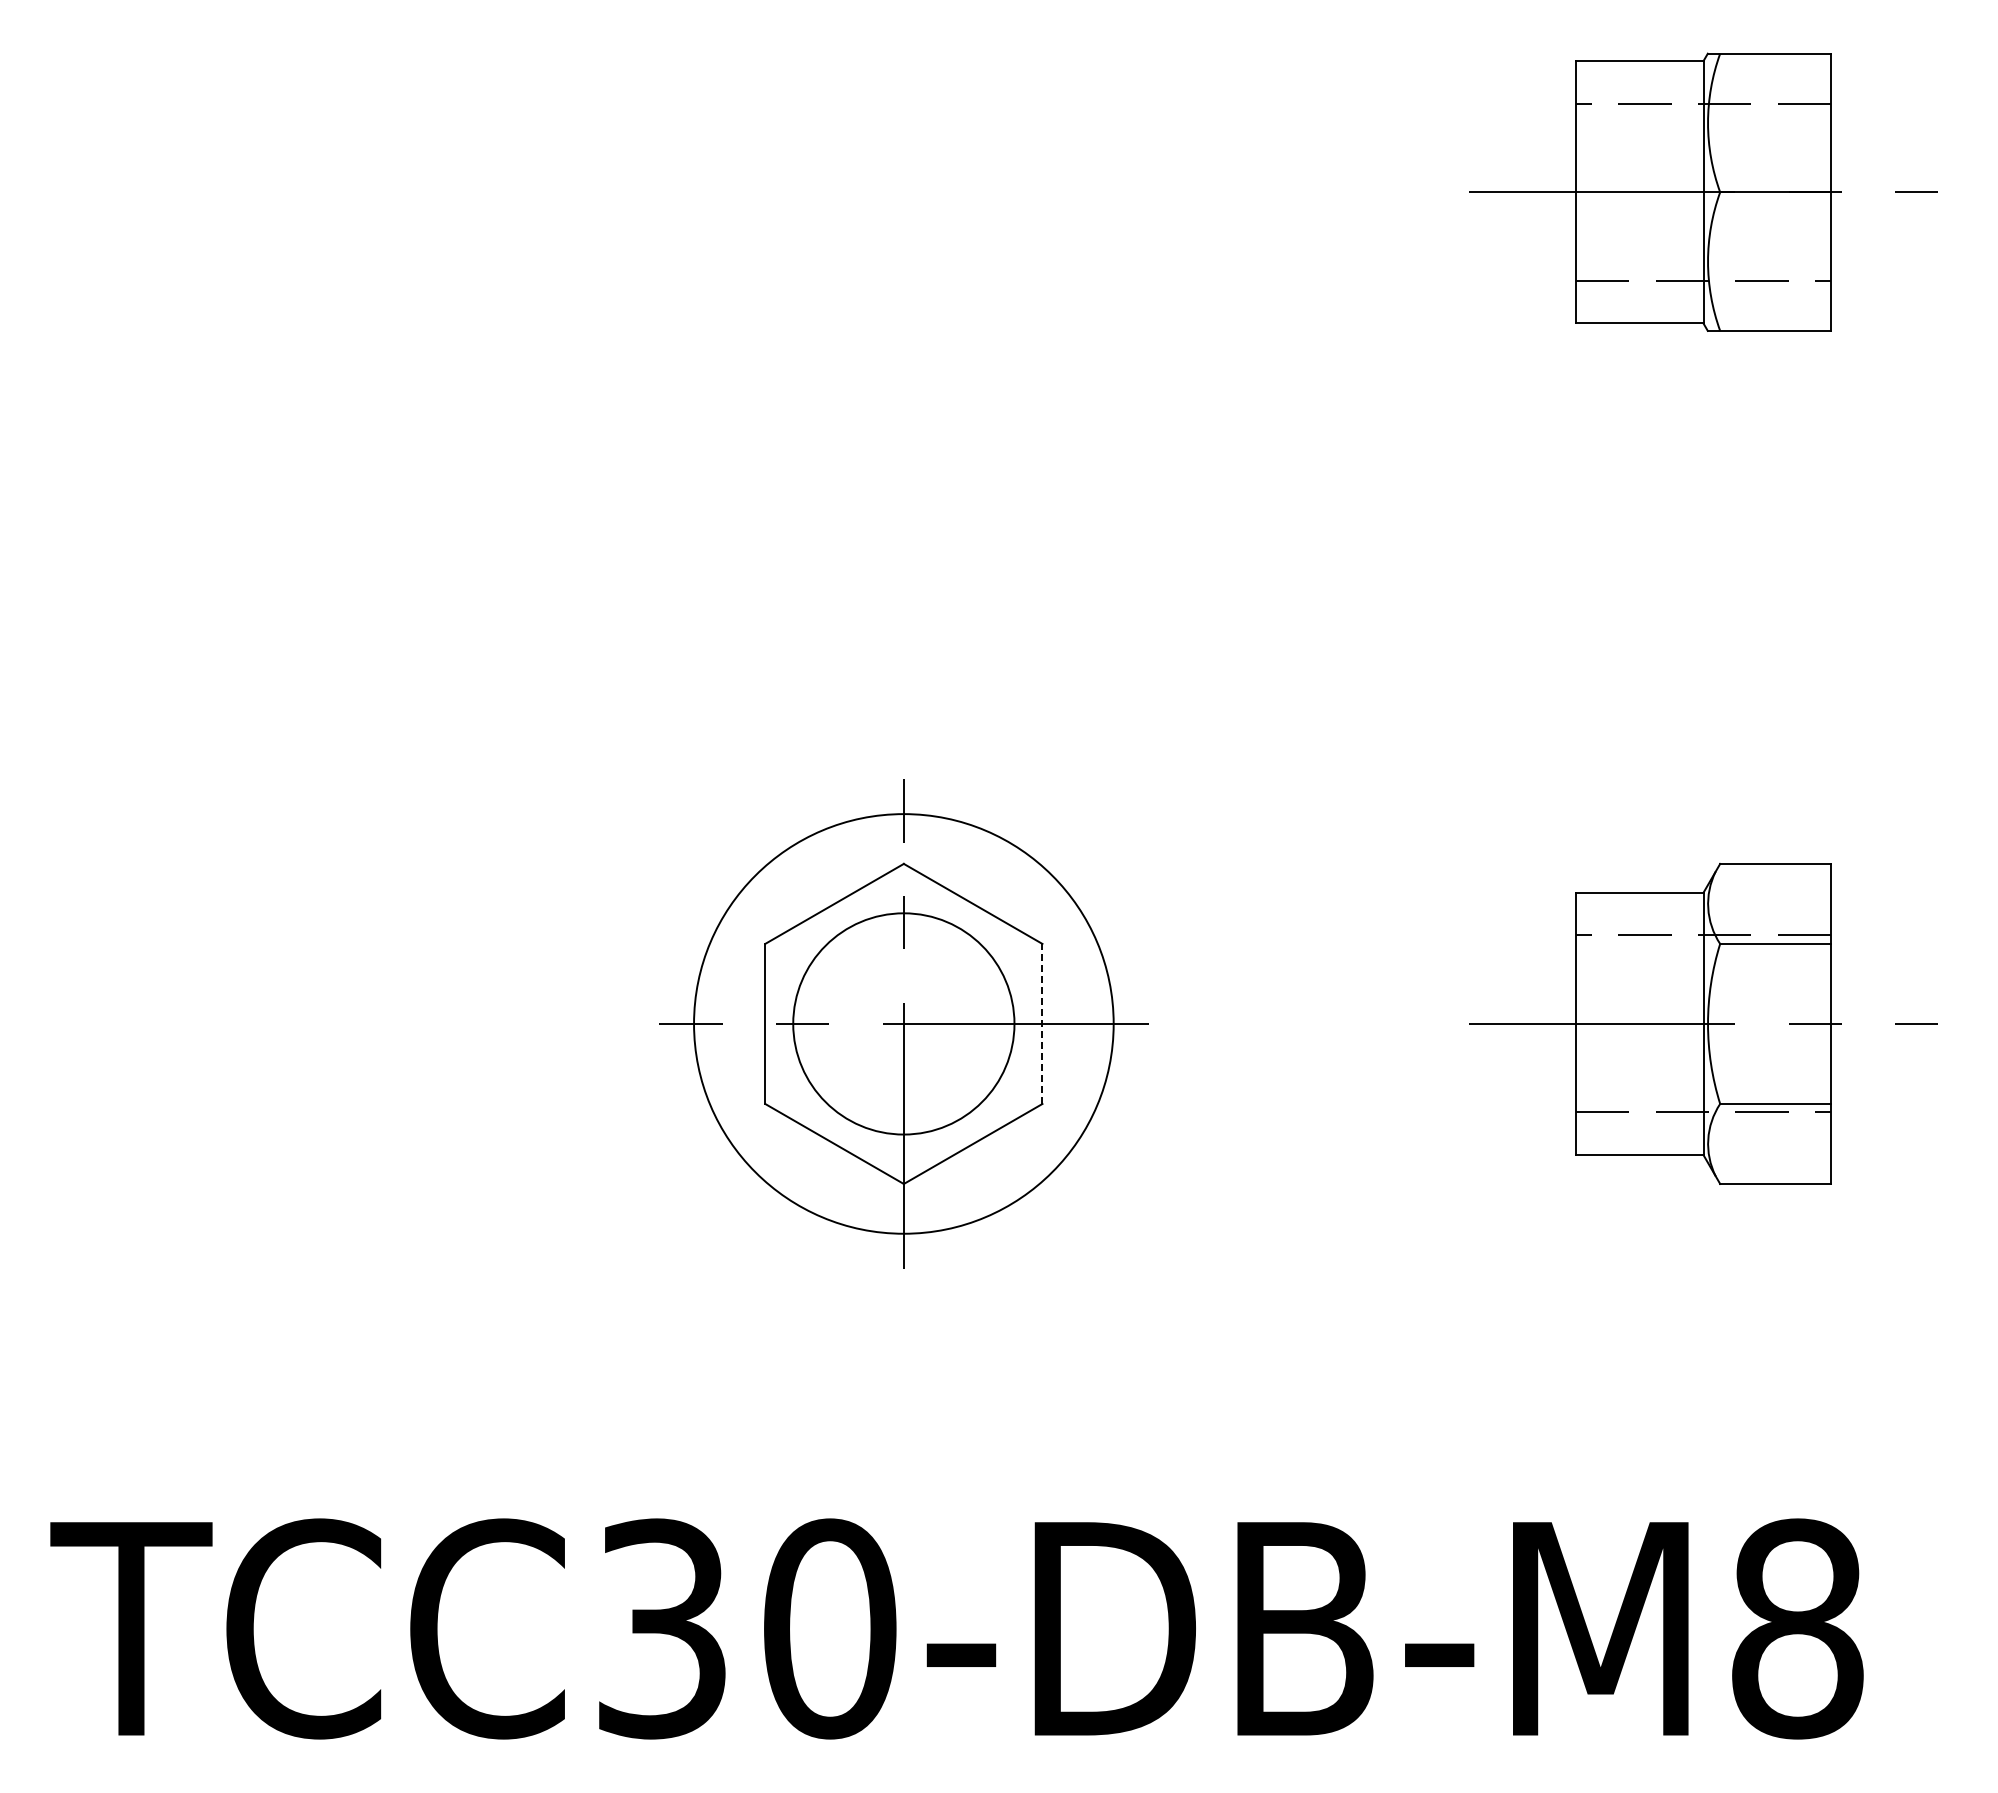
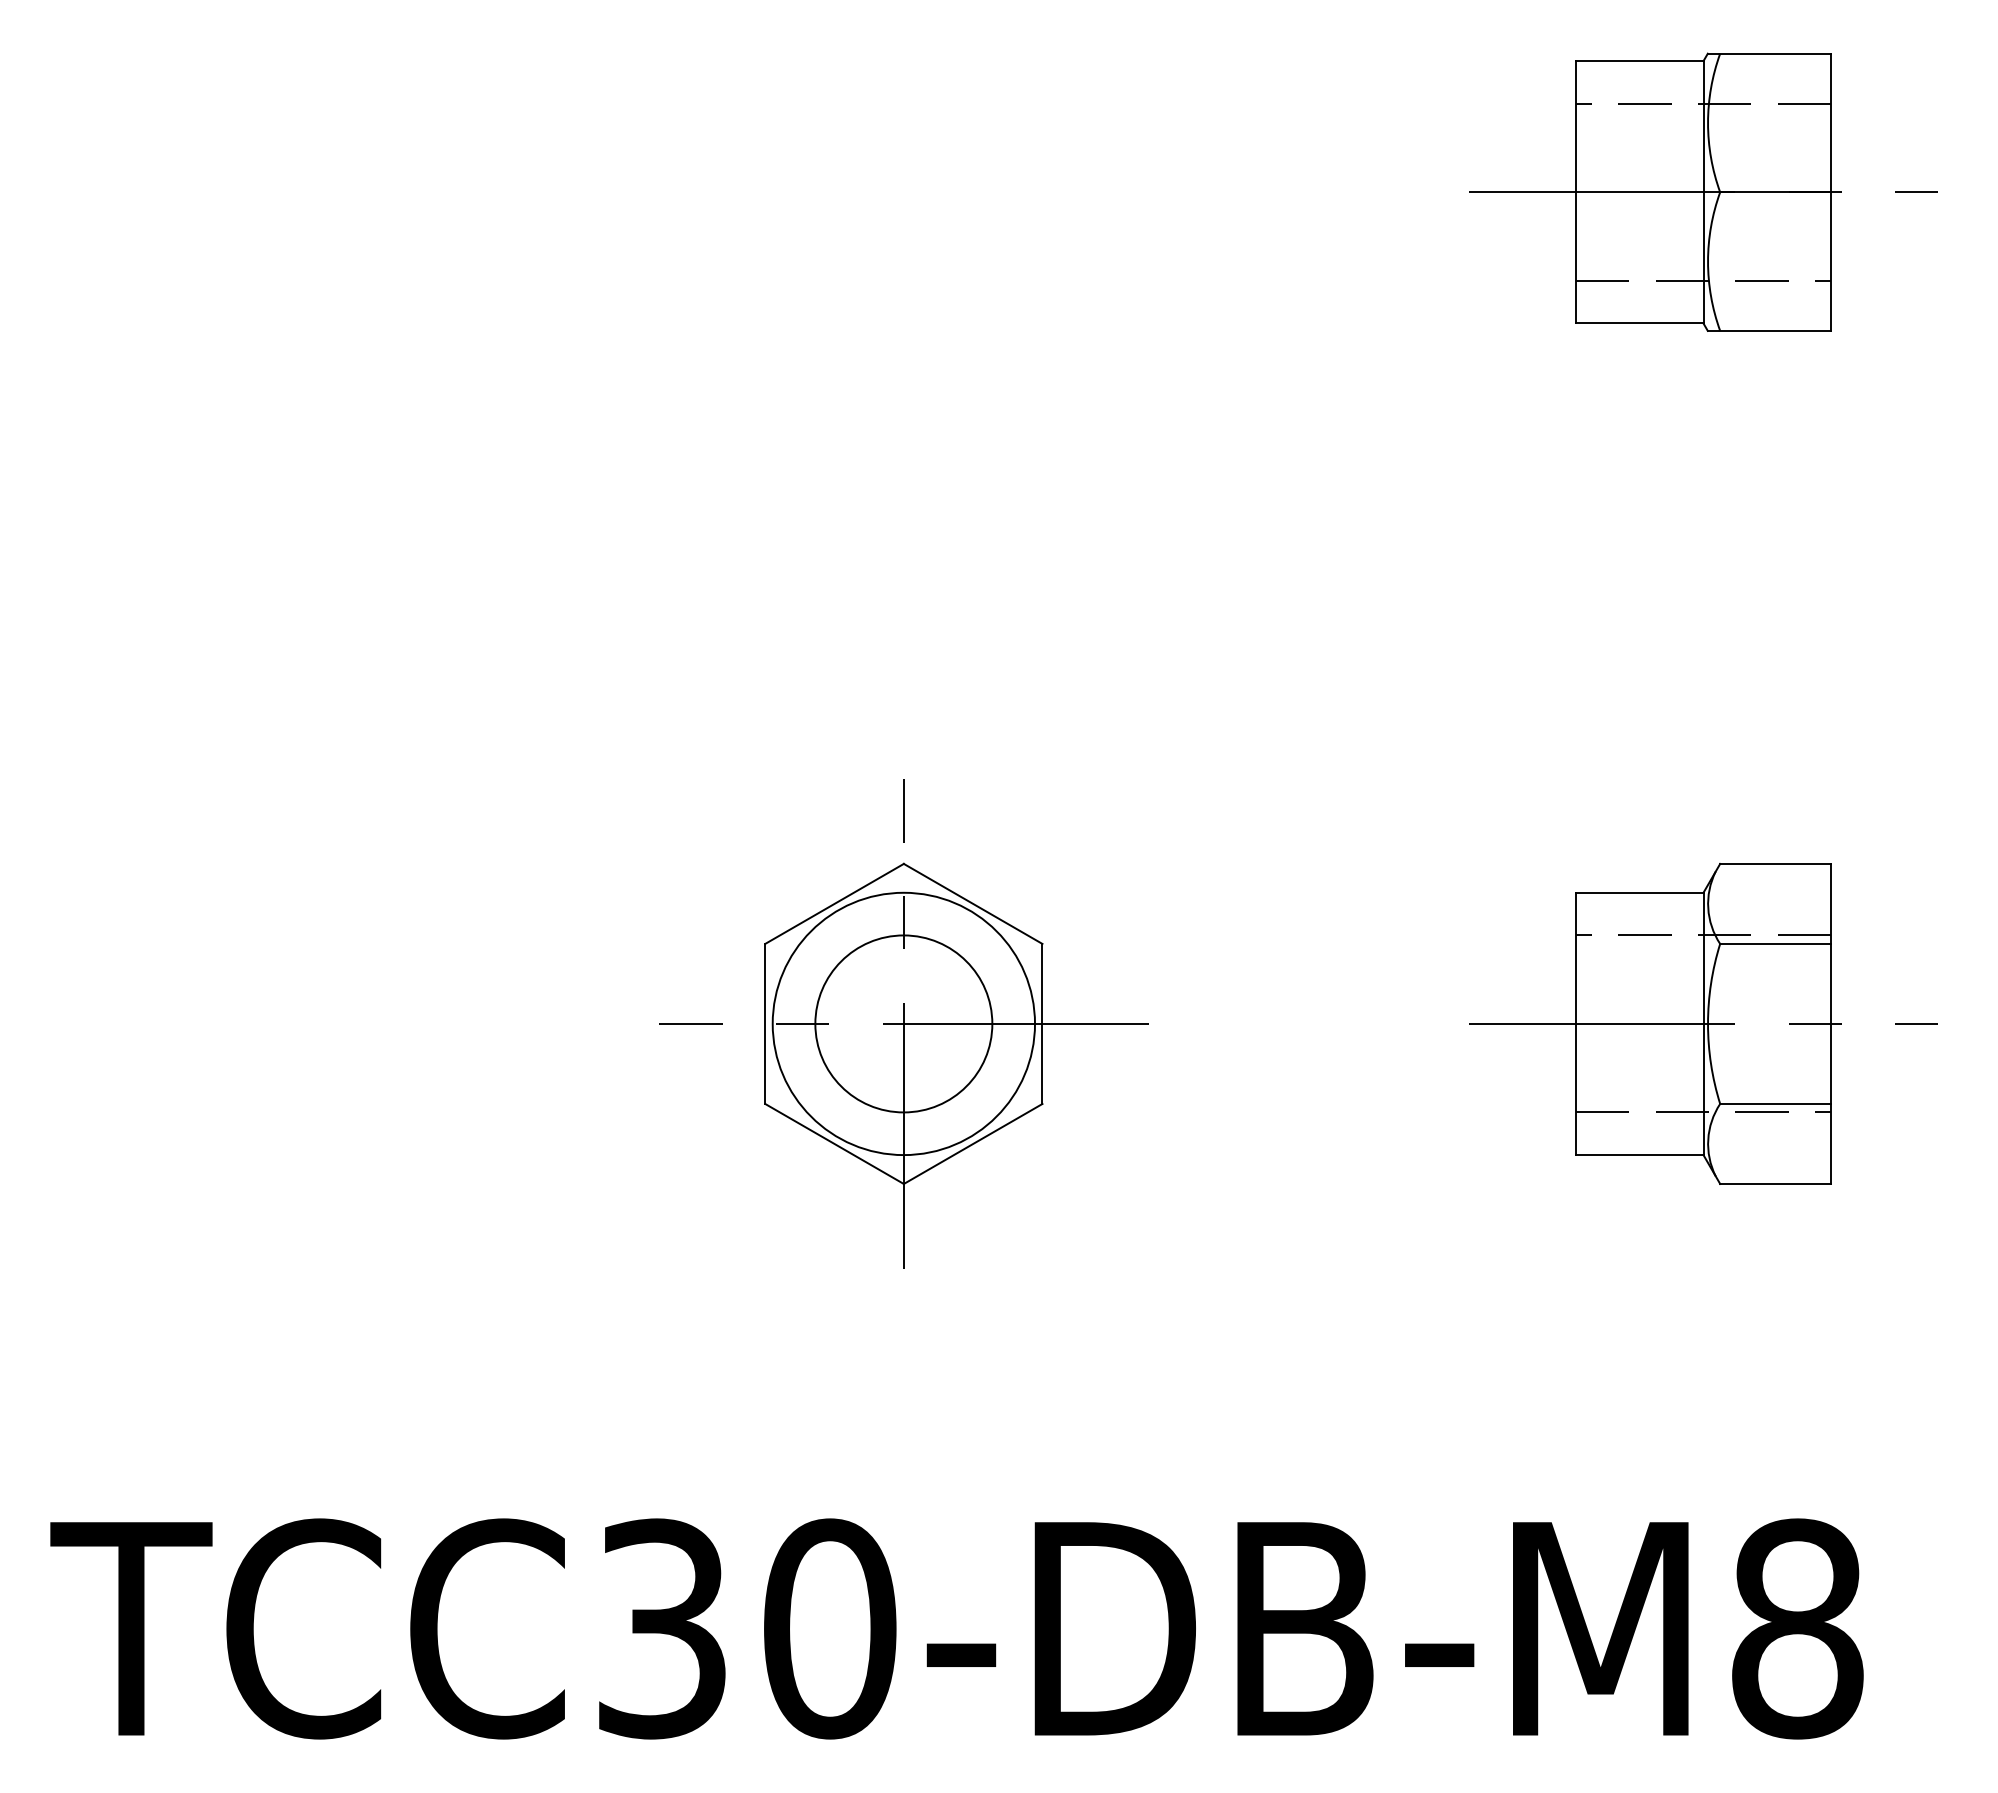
circle diameter: 221 px -> 177 px (903, 1023)
circle diameter: 420 px -> 262 px (903, 1023)
line: dashed -> solid (1042, 1023)
